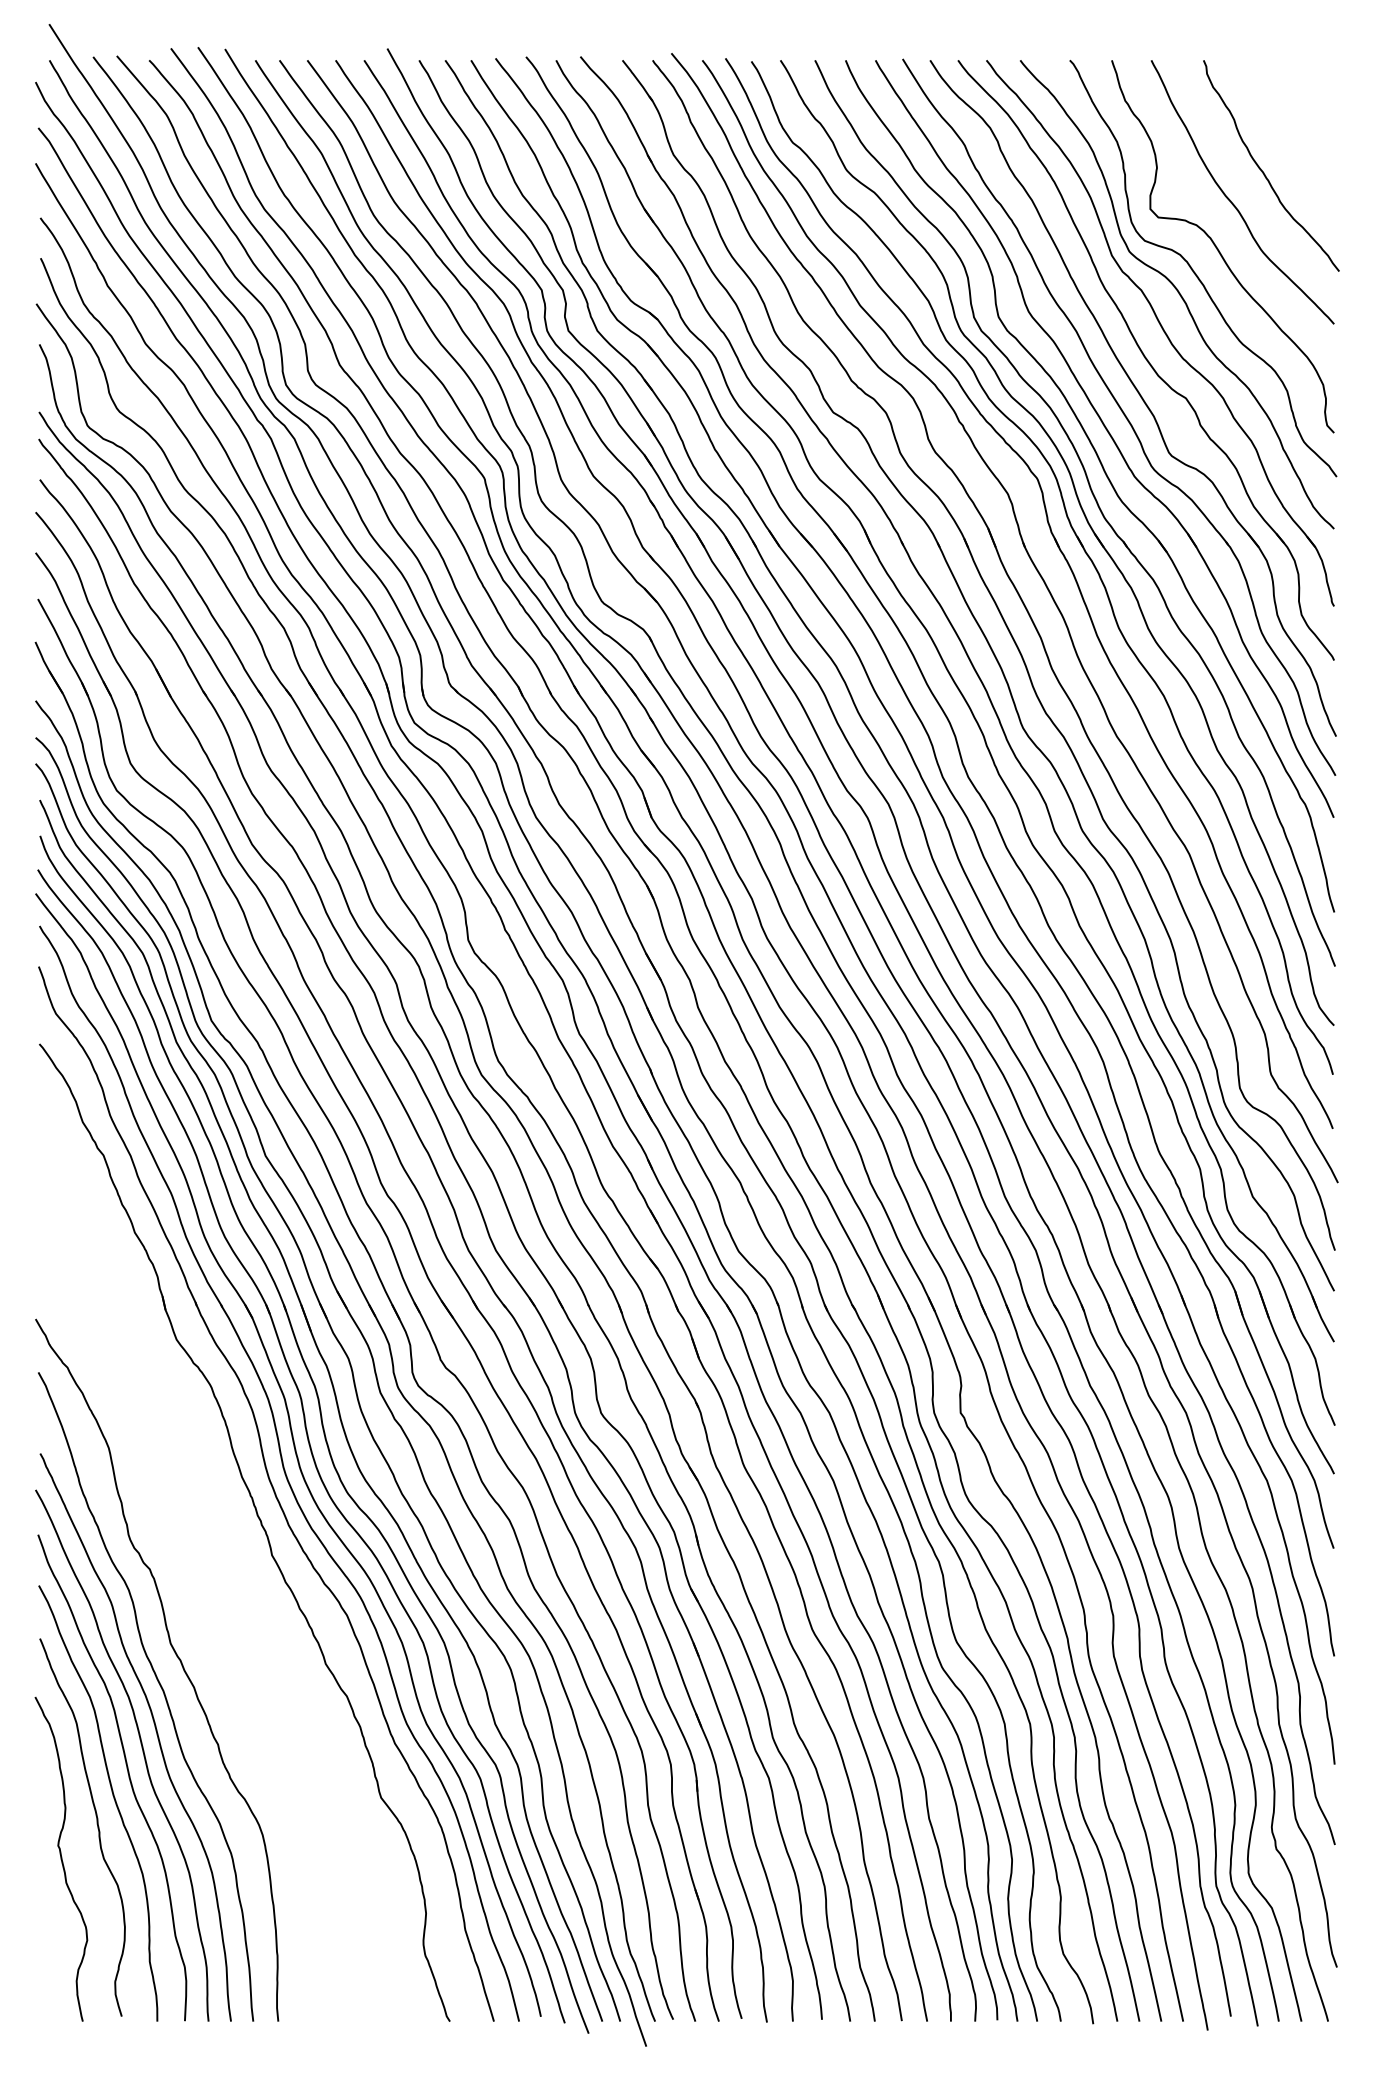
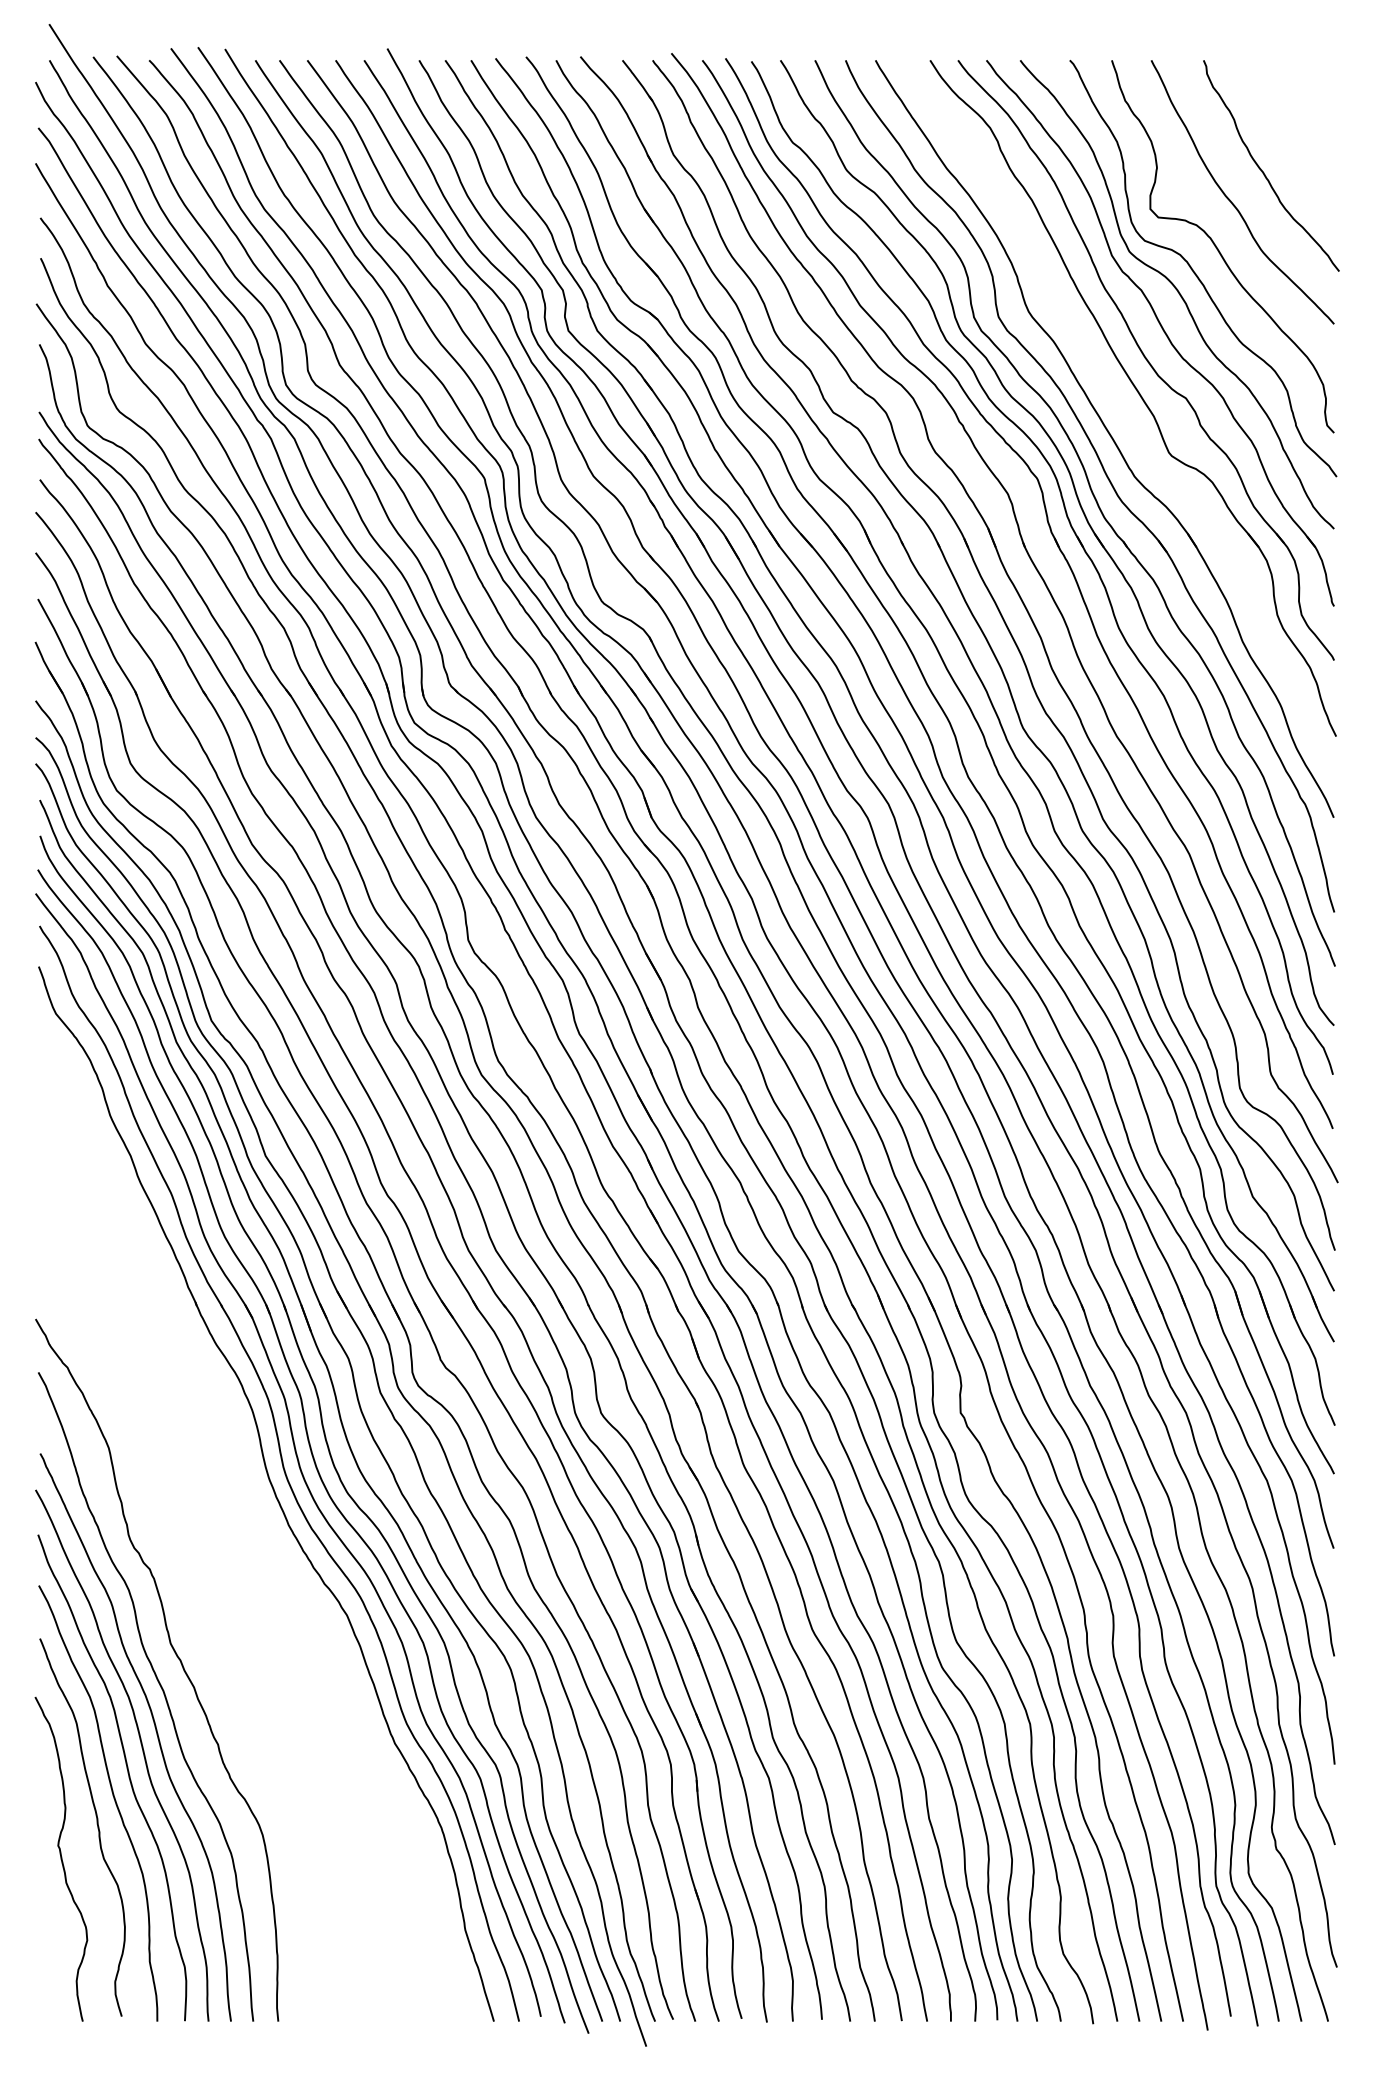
part: present -> none (1119, 416)
part: present -> none (260, 1524)
